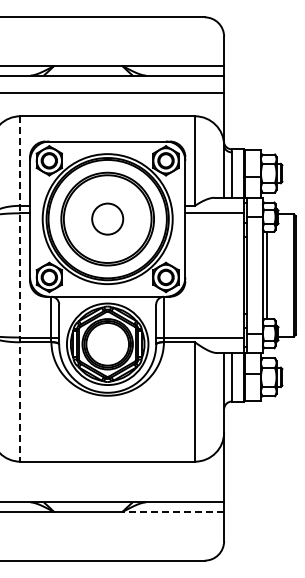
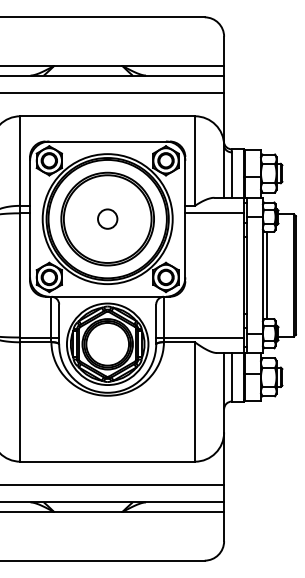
circle diameter: 31 px -> 19 px (107, 218)
line: dashed -> solid (20, 288)
line: none -> present (113, 484)
line: dashed -> solid (173, 512)
